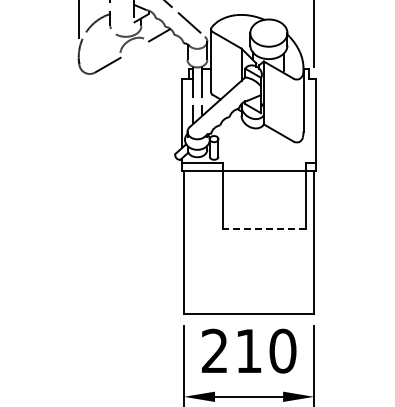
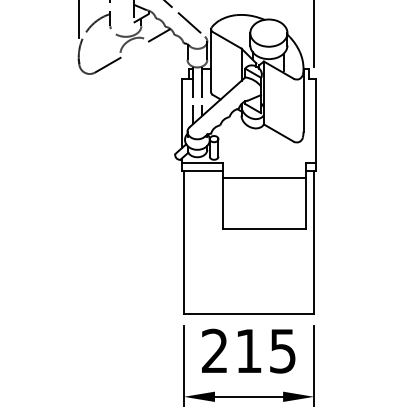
line position: (264, 170) -> (264, 177) (264, 177)
line: dashed -> solid (264, 229)
text: 210 -> 215 (282, 350)
